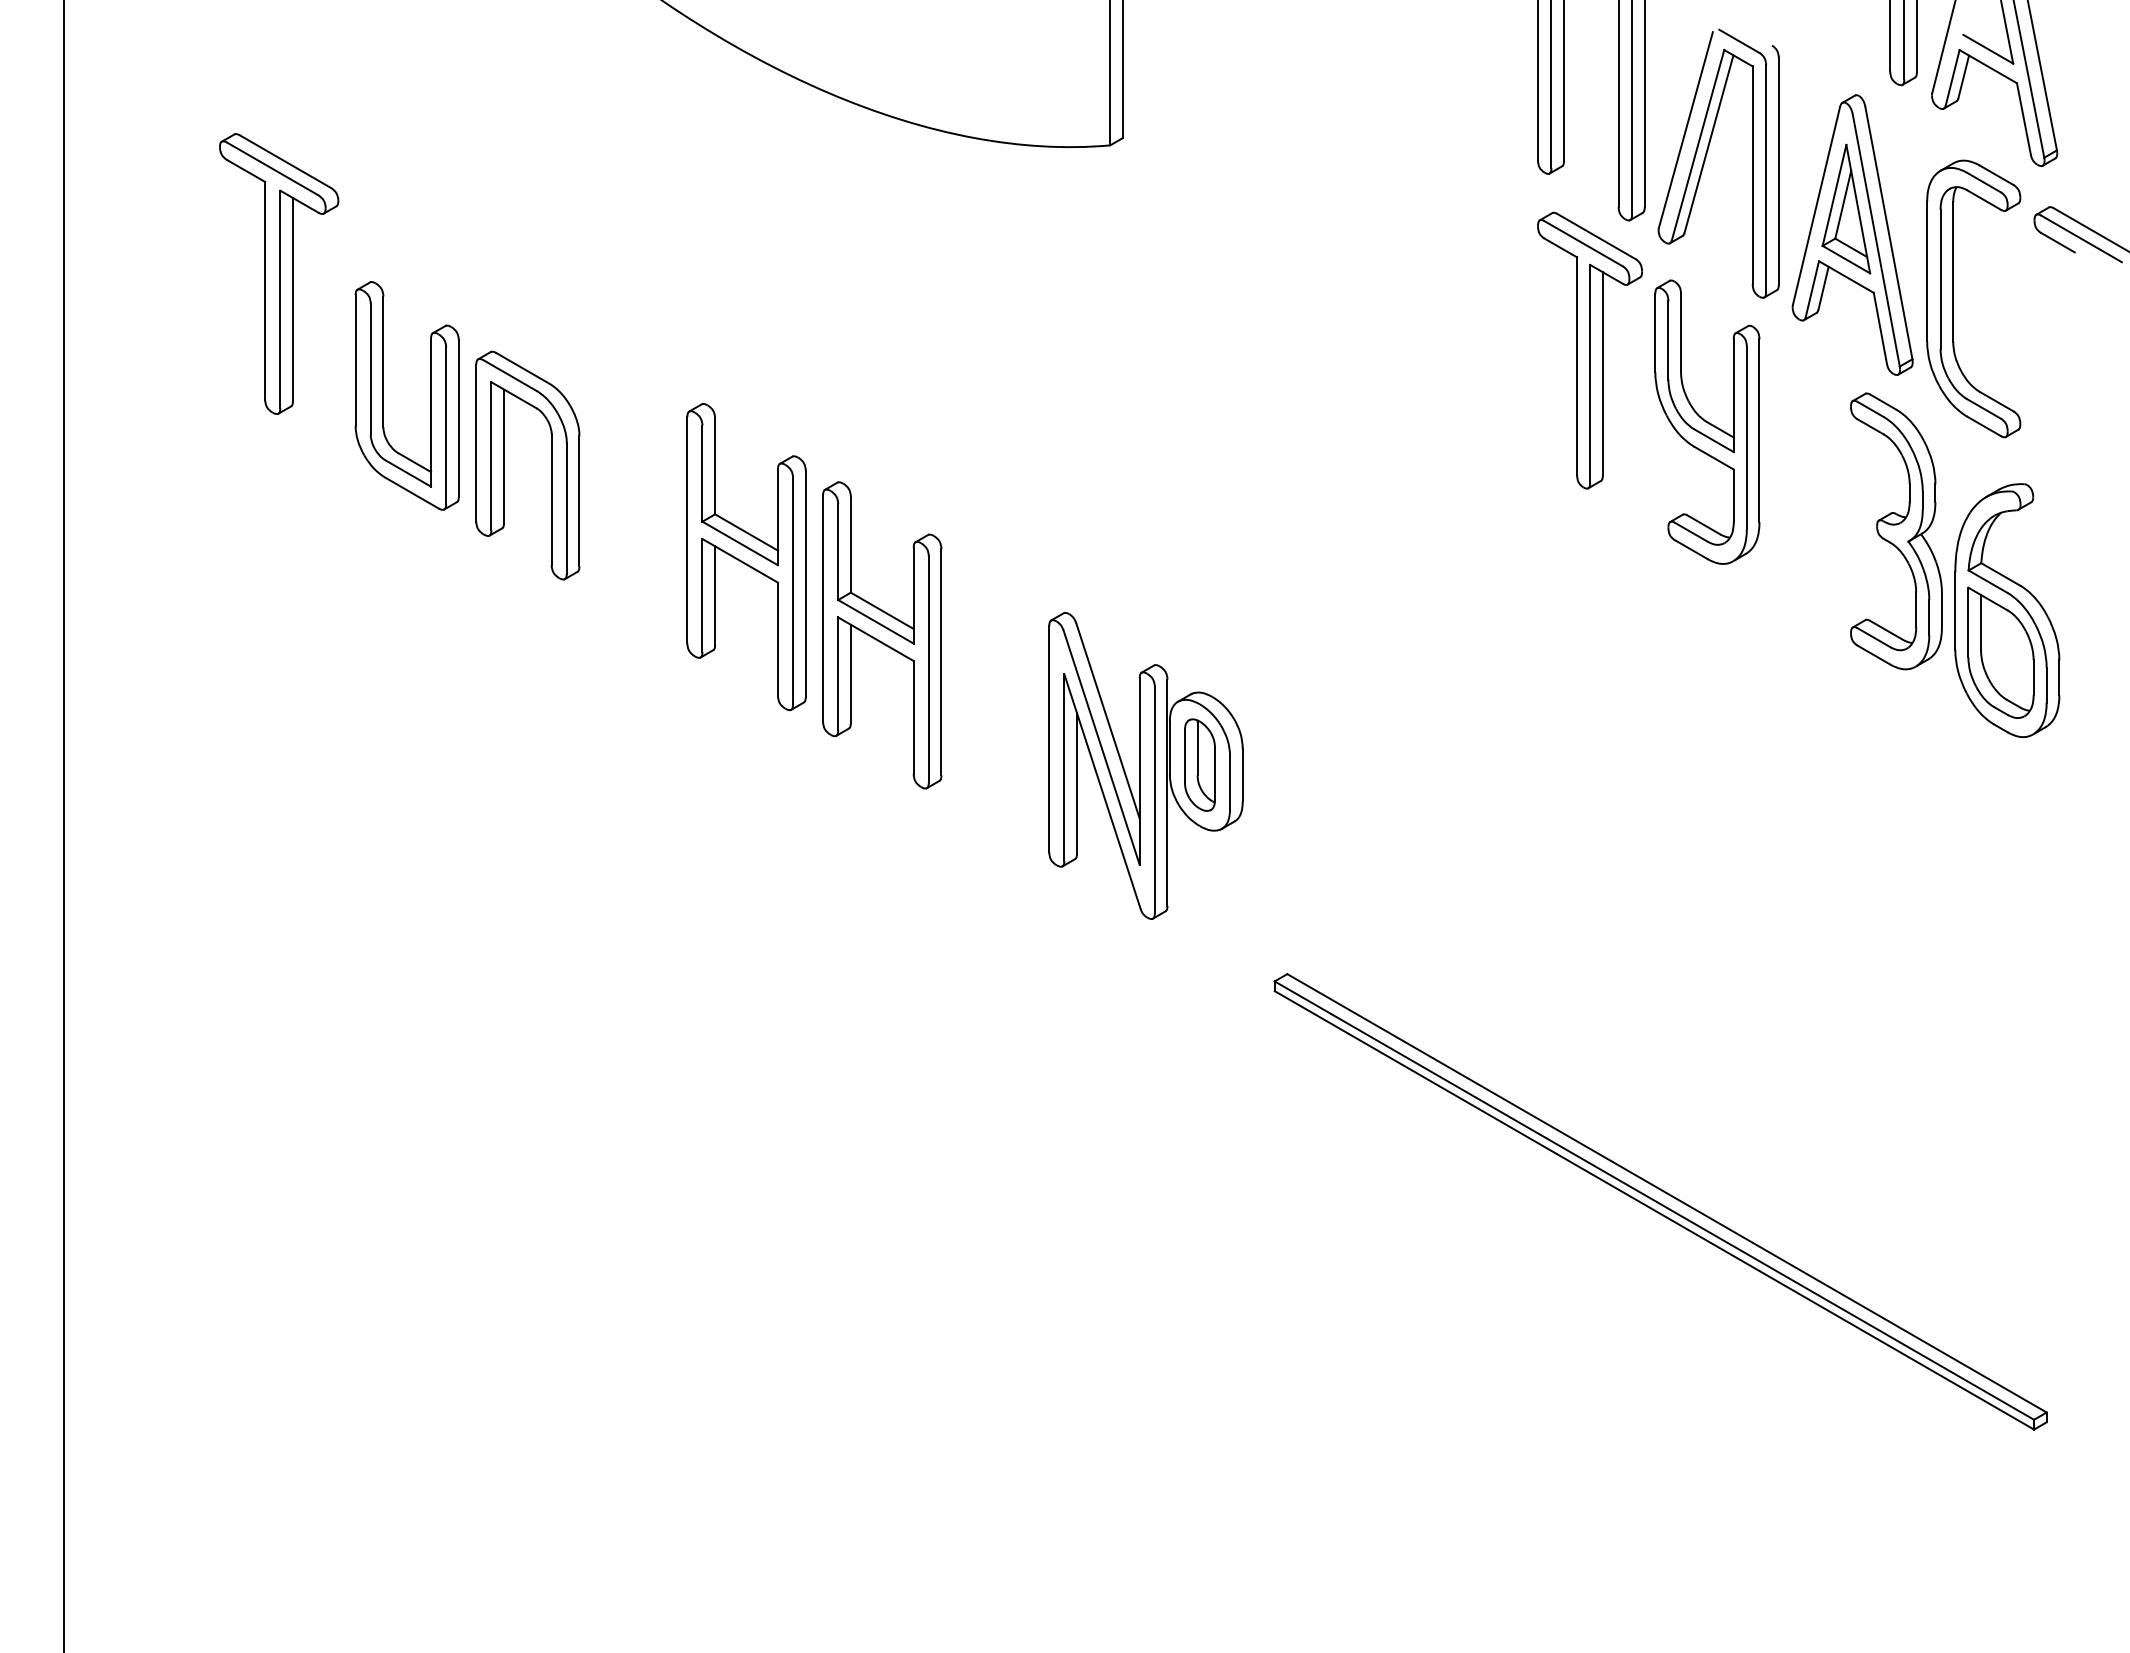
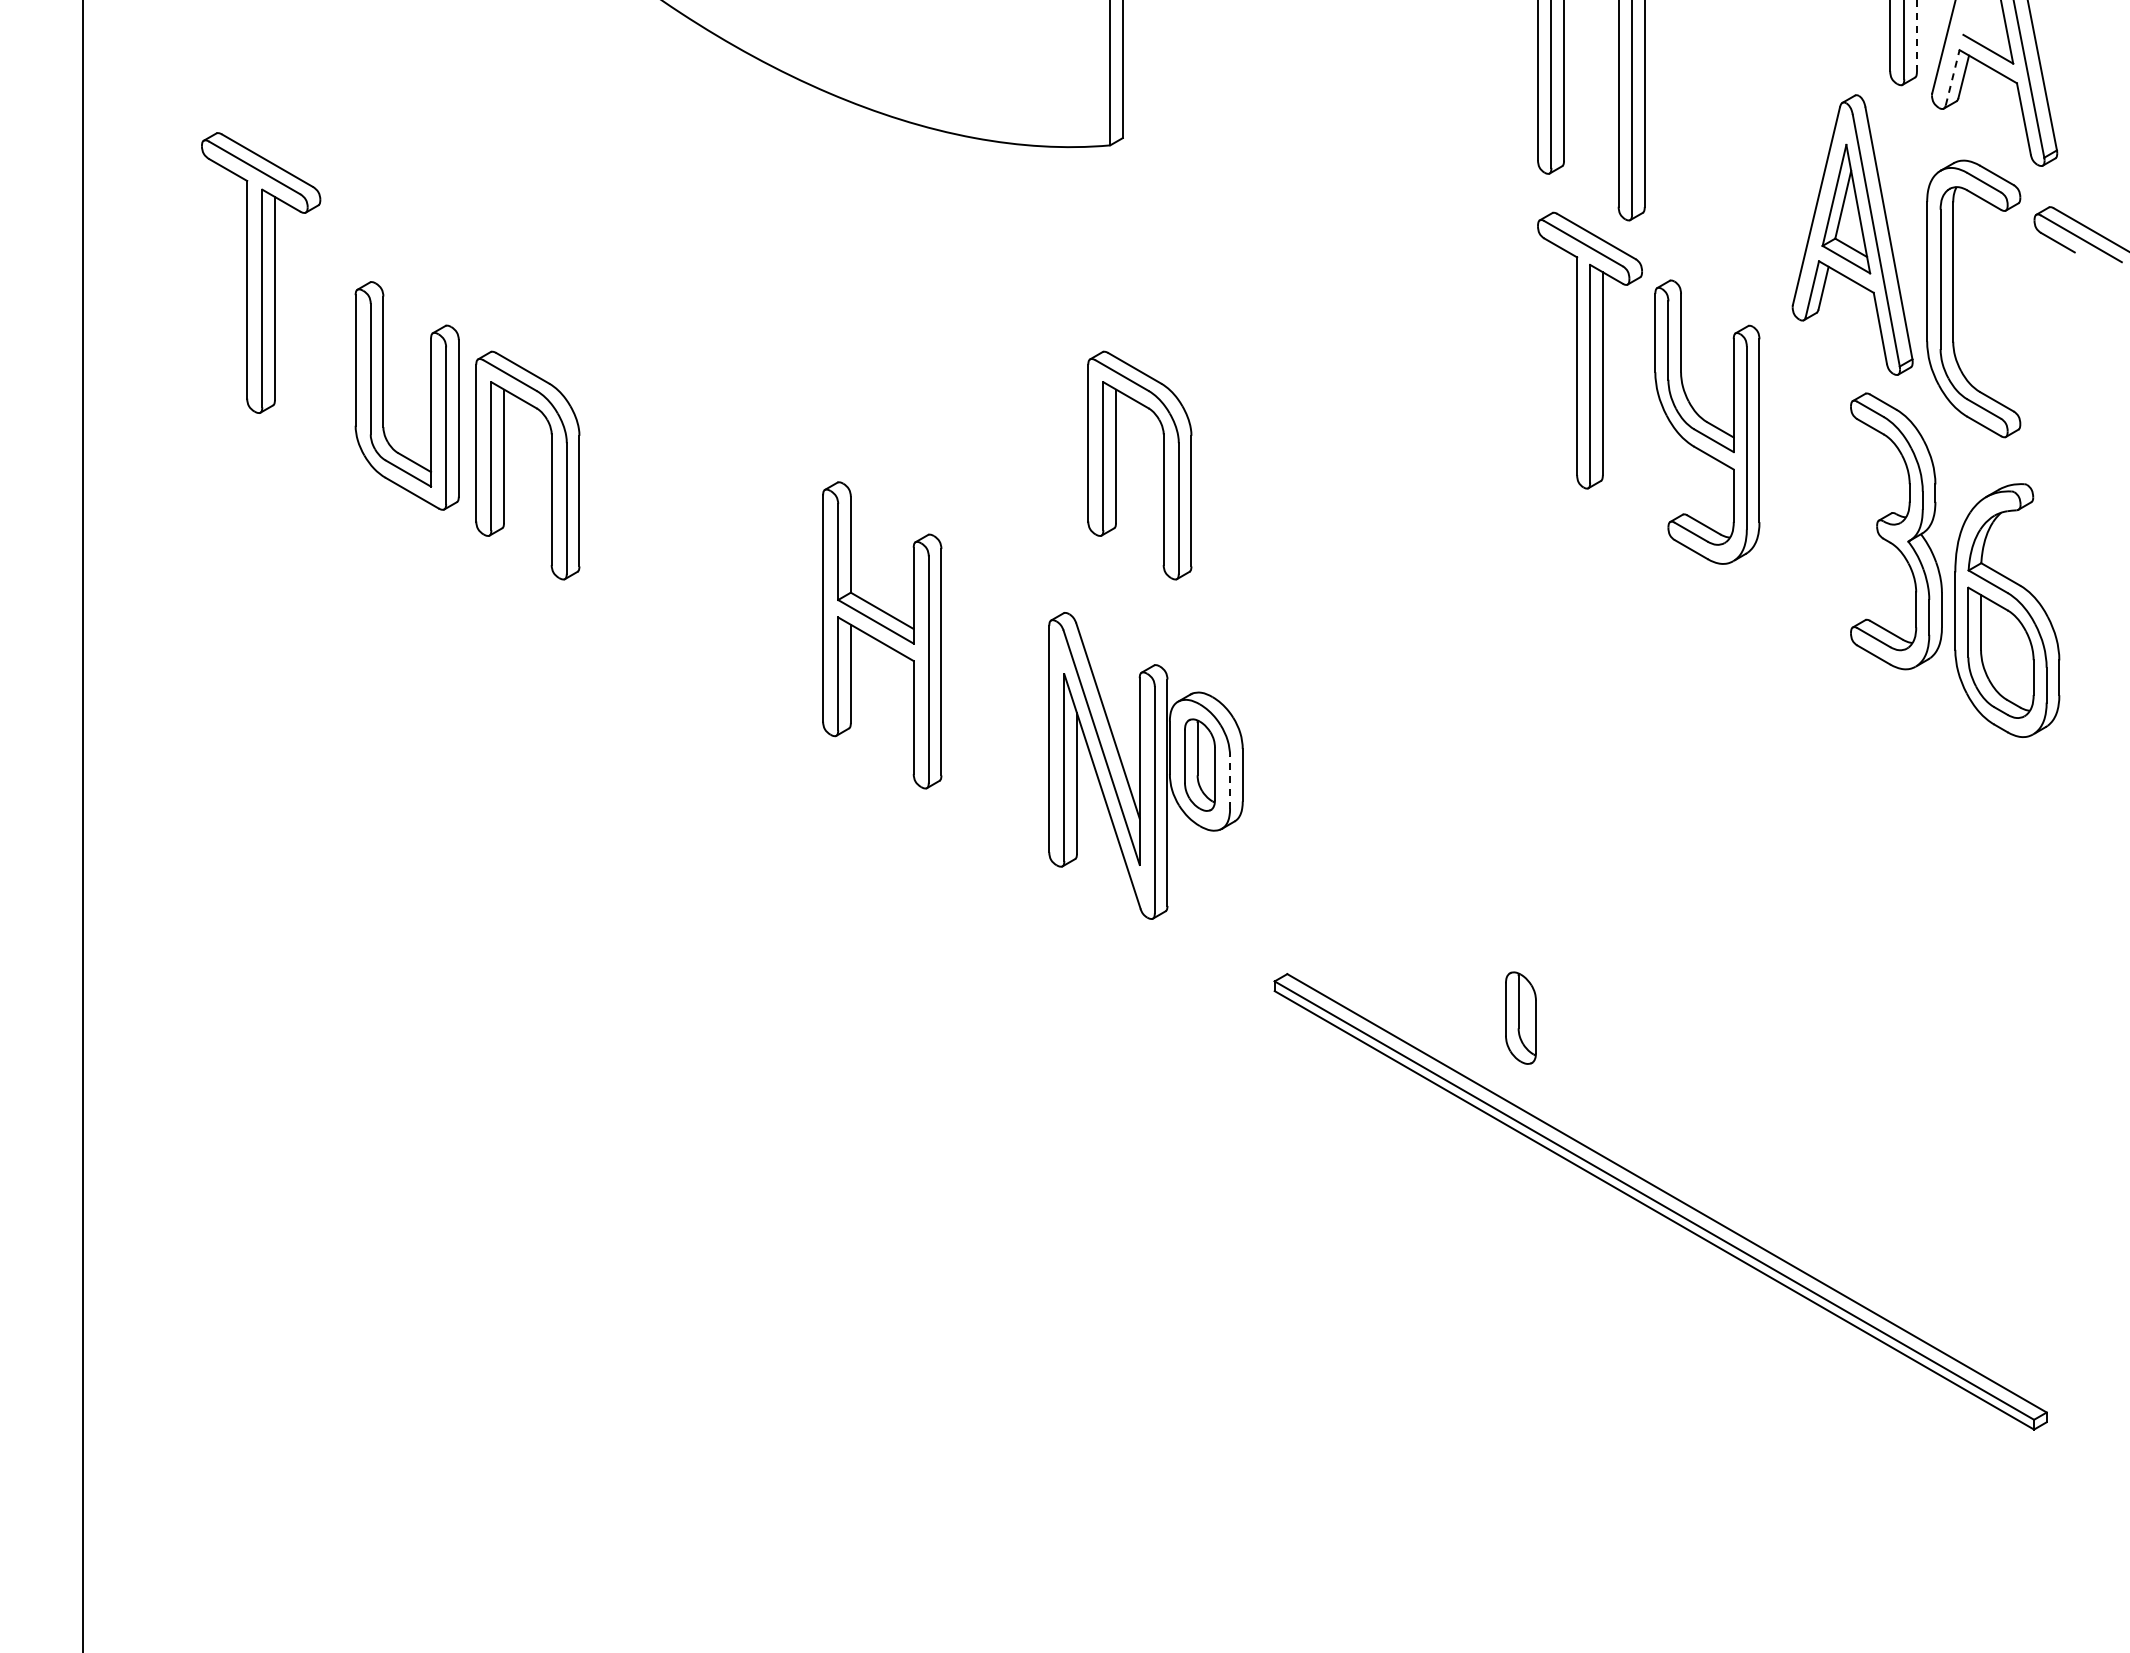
line: solid -> dashed (1916, 36)
line: solid -> dashed (1952, 77)
part: present -> none (1705, 161)
part position: (279, 273) -> (261, 272) (261, 272)
part: none -> present (1116, 465)
part: present -> none (746, 557)
line: solid -> dashed (1230, 782)
line position: (63, 825) -> (82, 825) (82, 825)
part: none -> present (1520, 1017)
